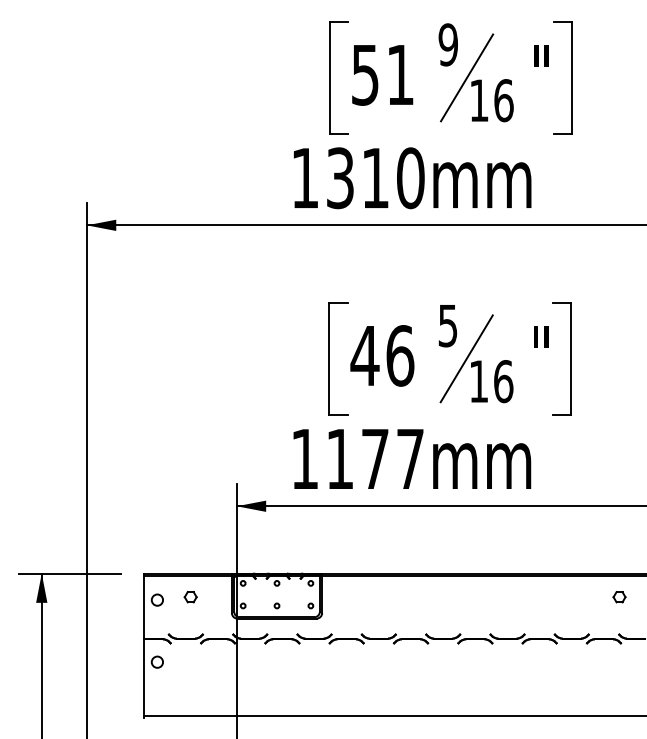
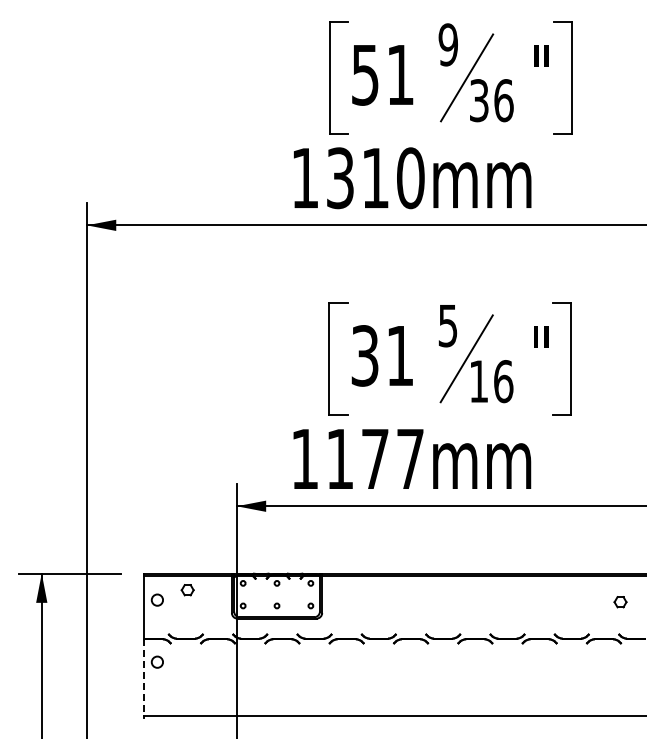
text: 16 -> 36 (479, 100)
text: 46 -> 31 (382, 355)
part position: (190, 597) -> (187, 590) (187, 590)
part position: (619, 597) -> (620, 602) (620, 602)
line: solid -> dashed (143, 678)
